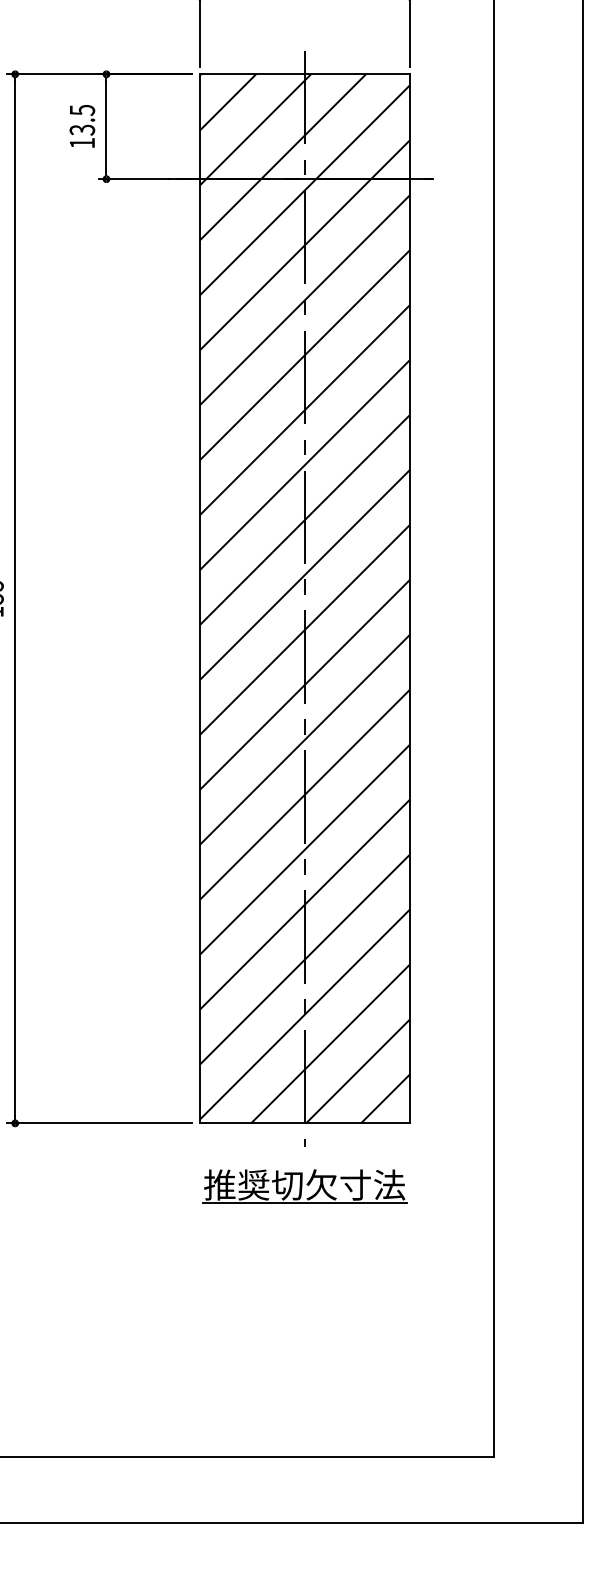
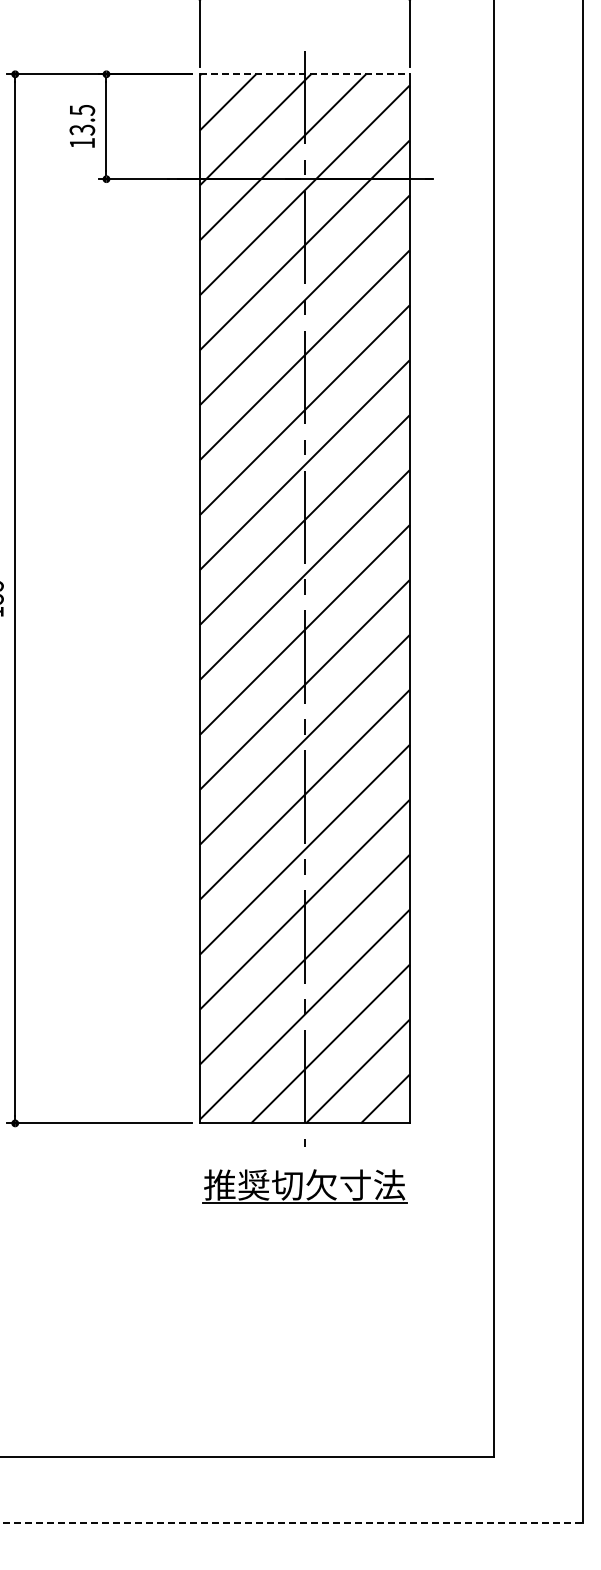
line: solid -> dashed (304, 74)
line: solid -> dashed (292, 1522)
